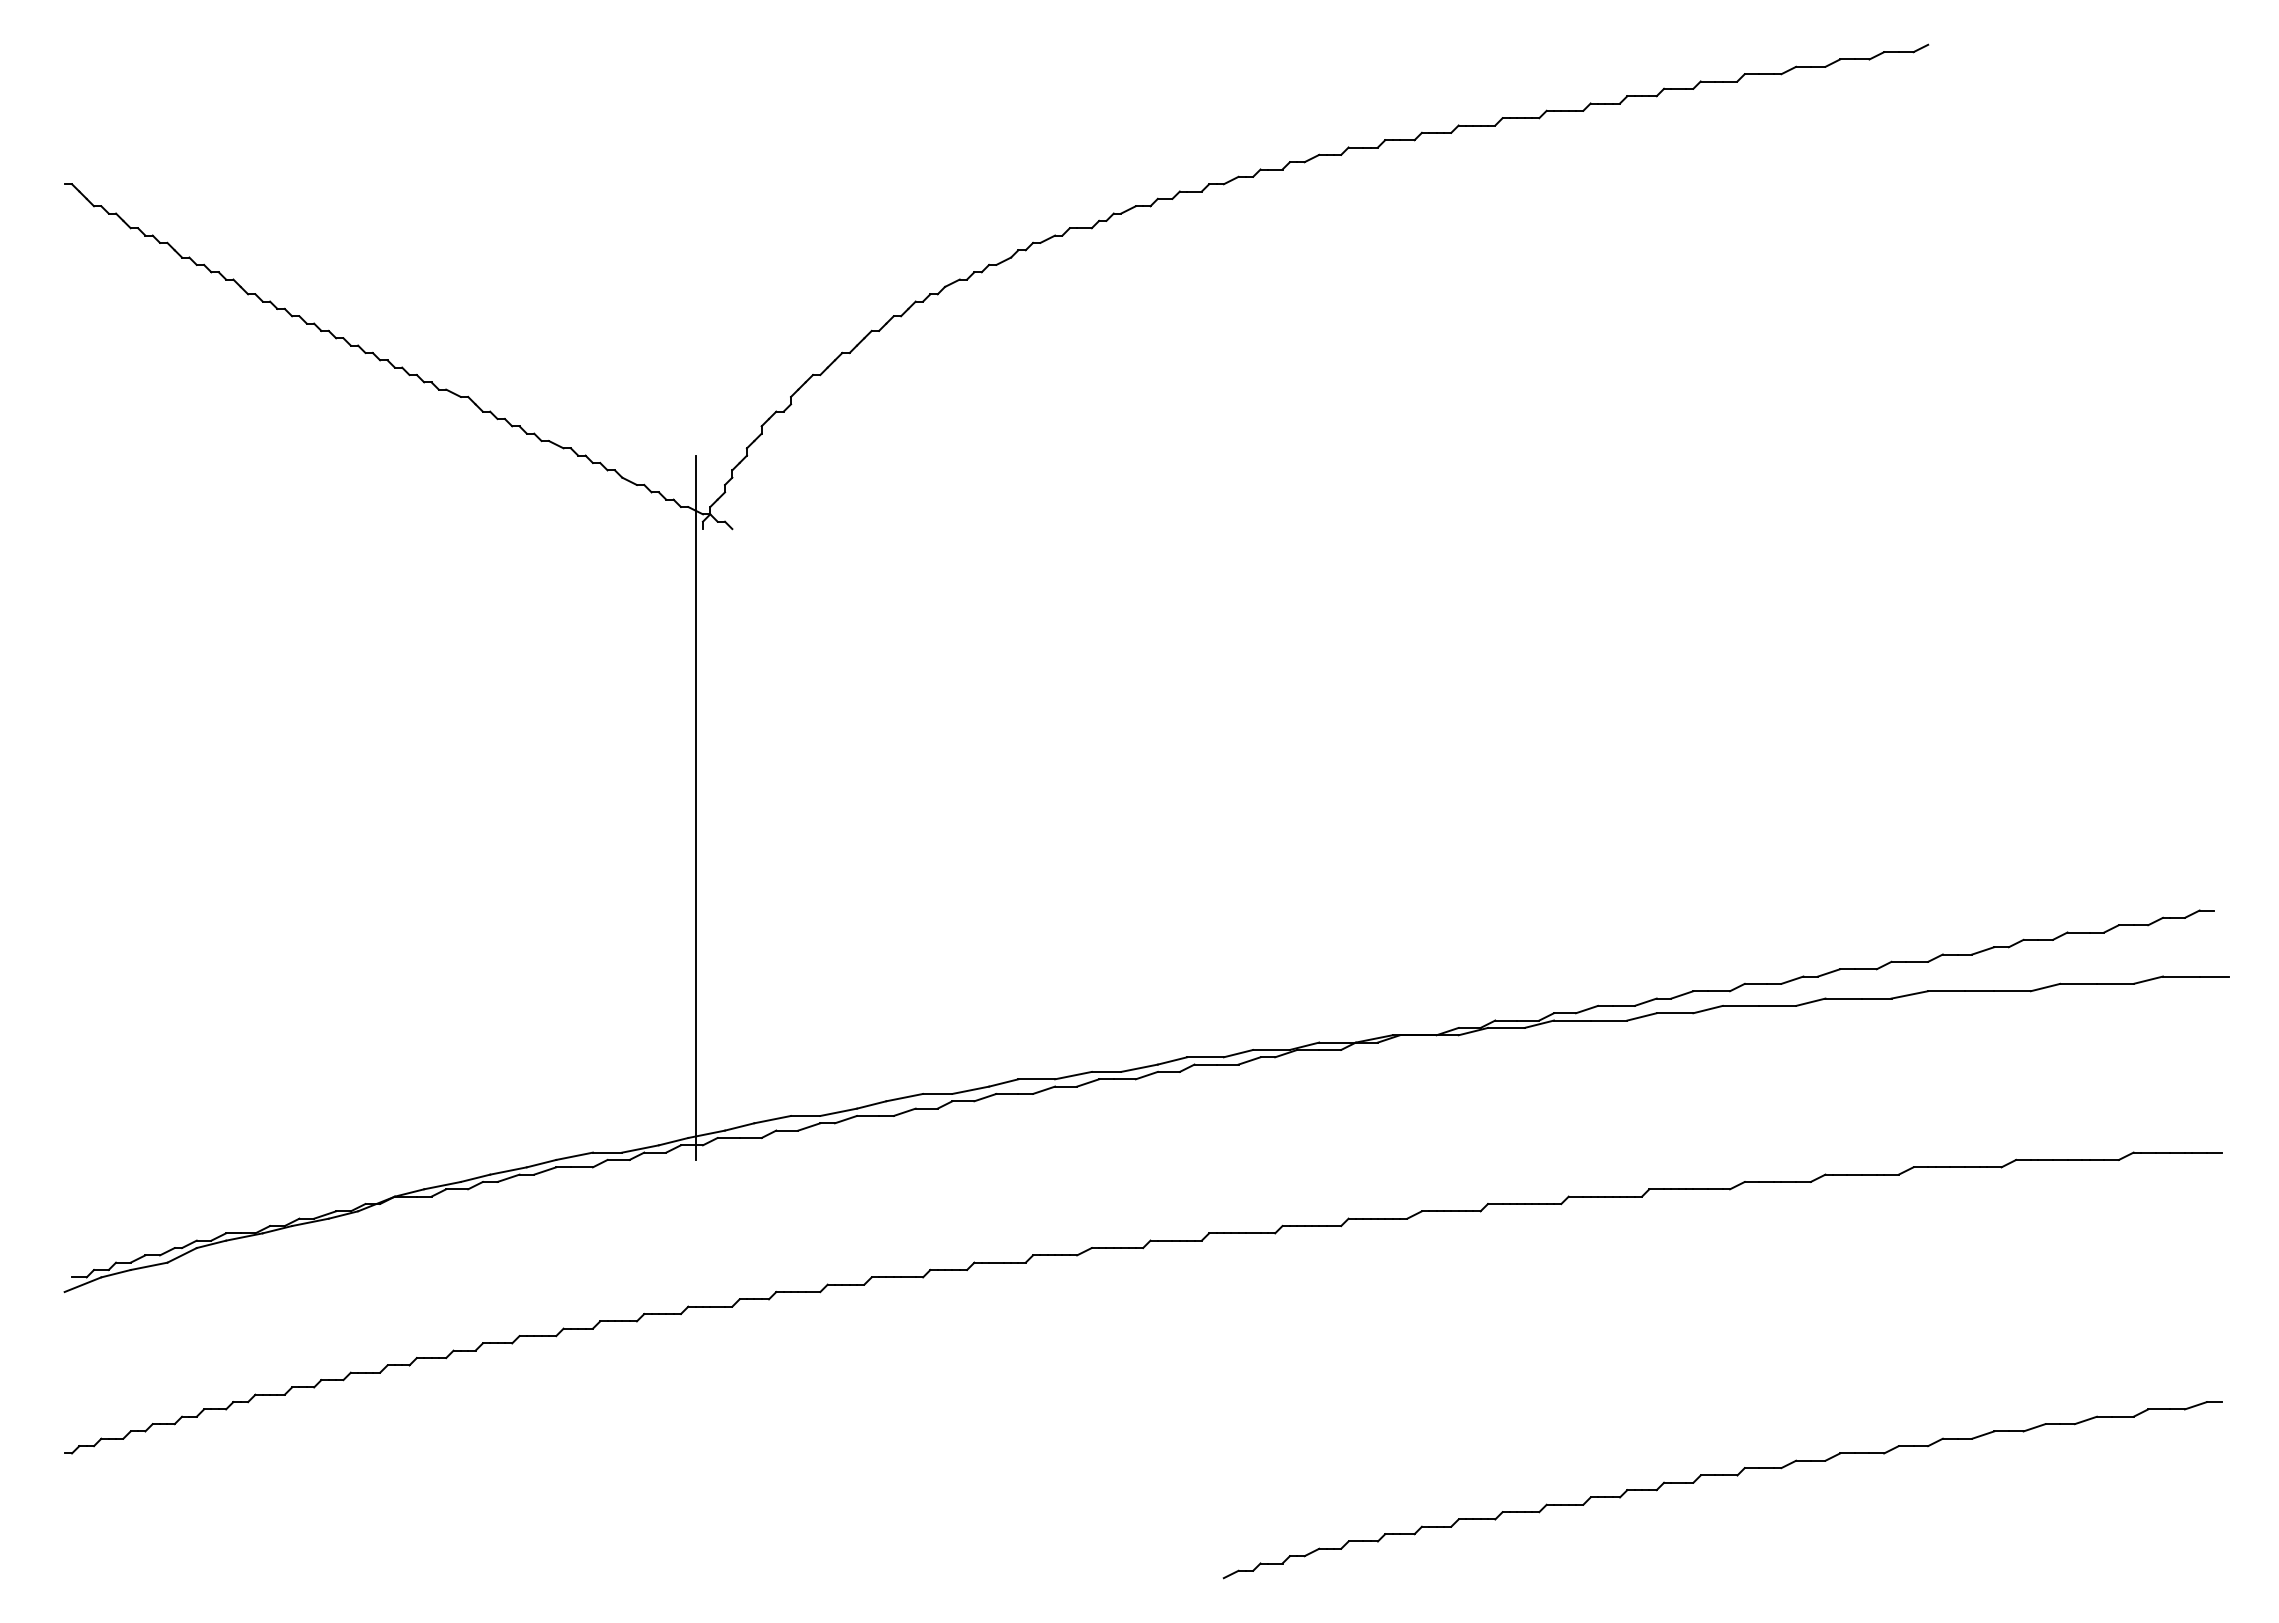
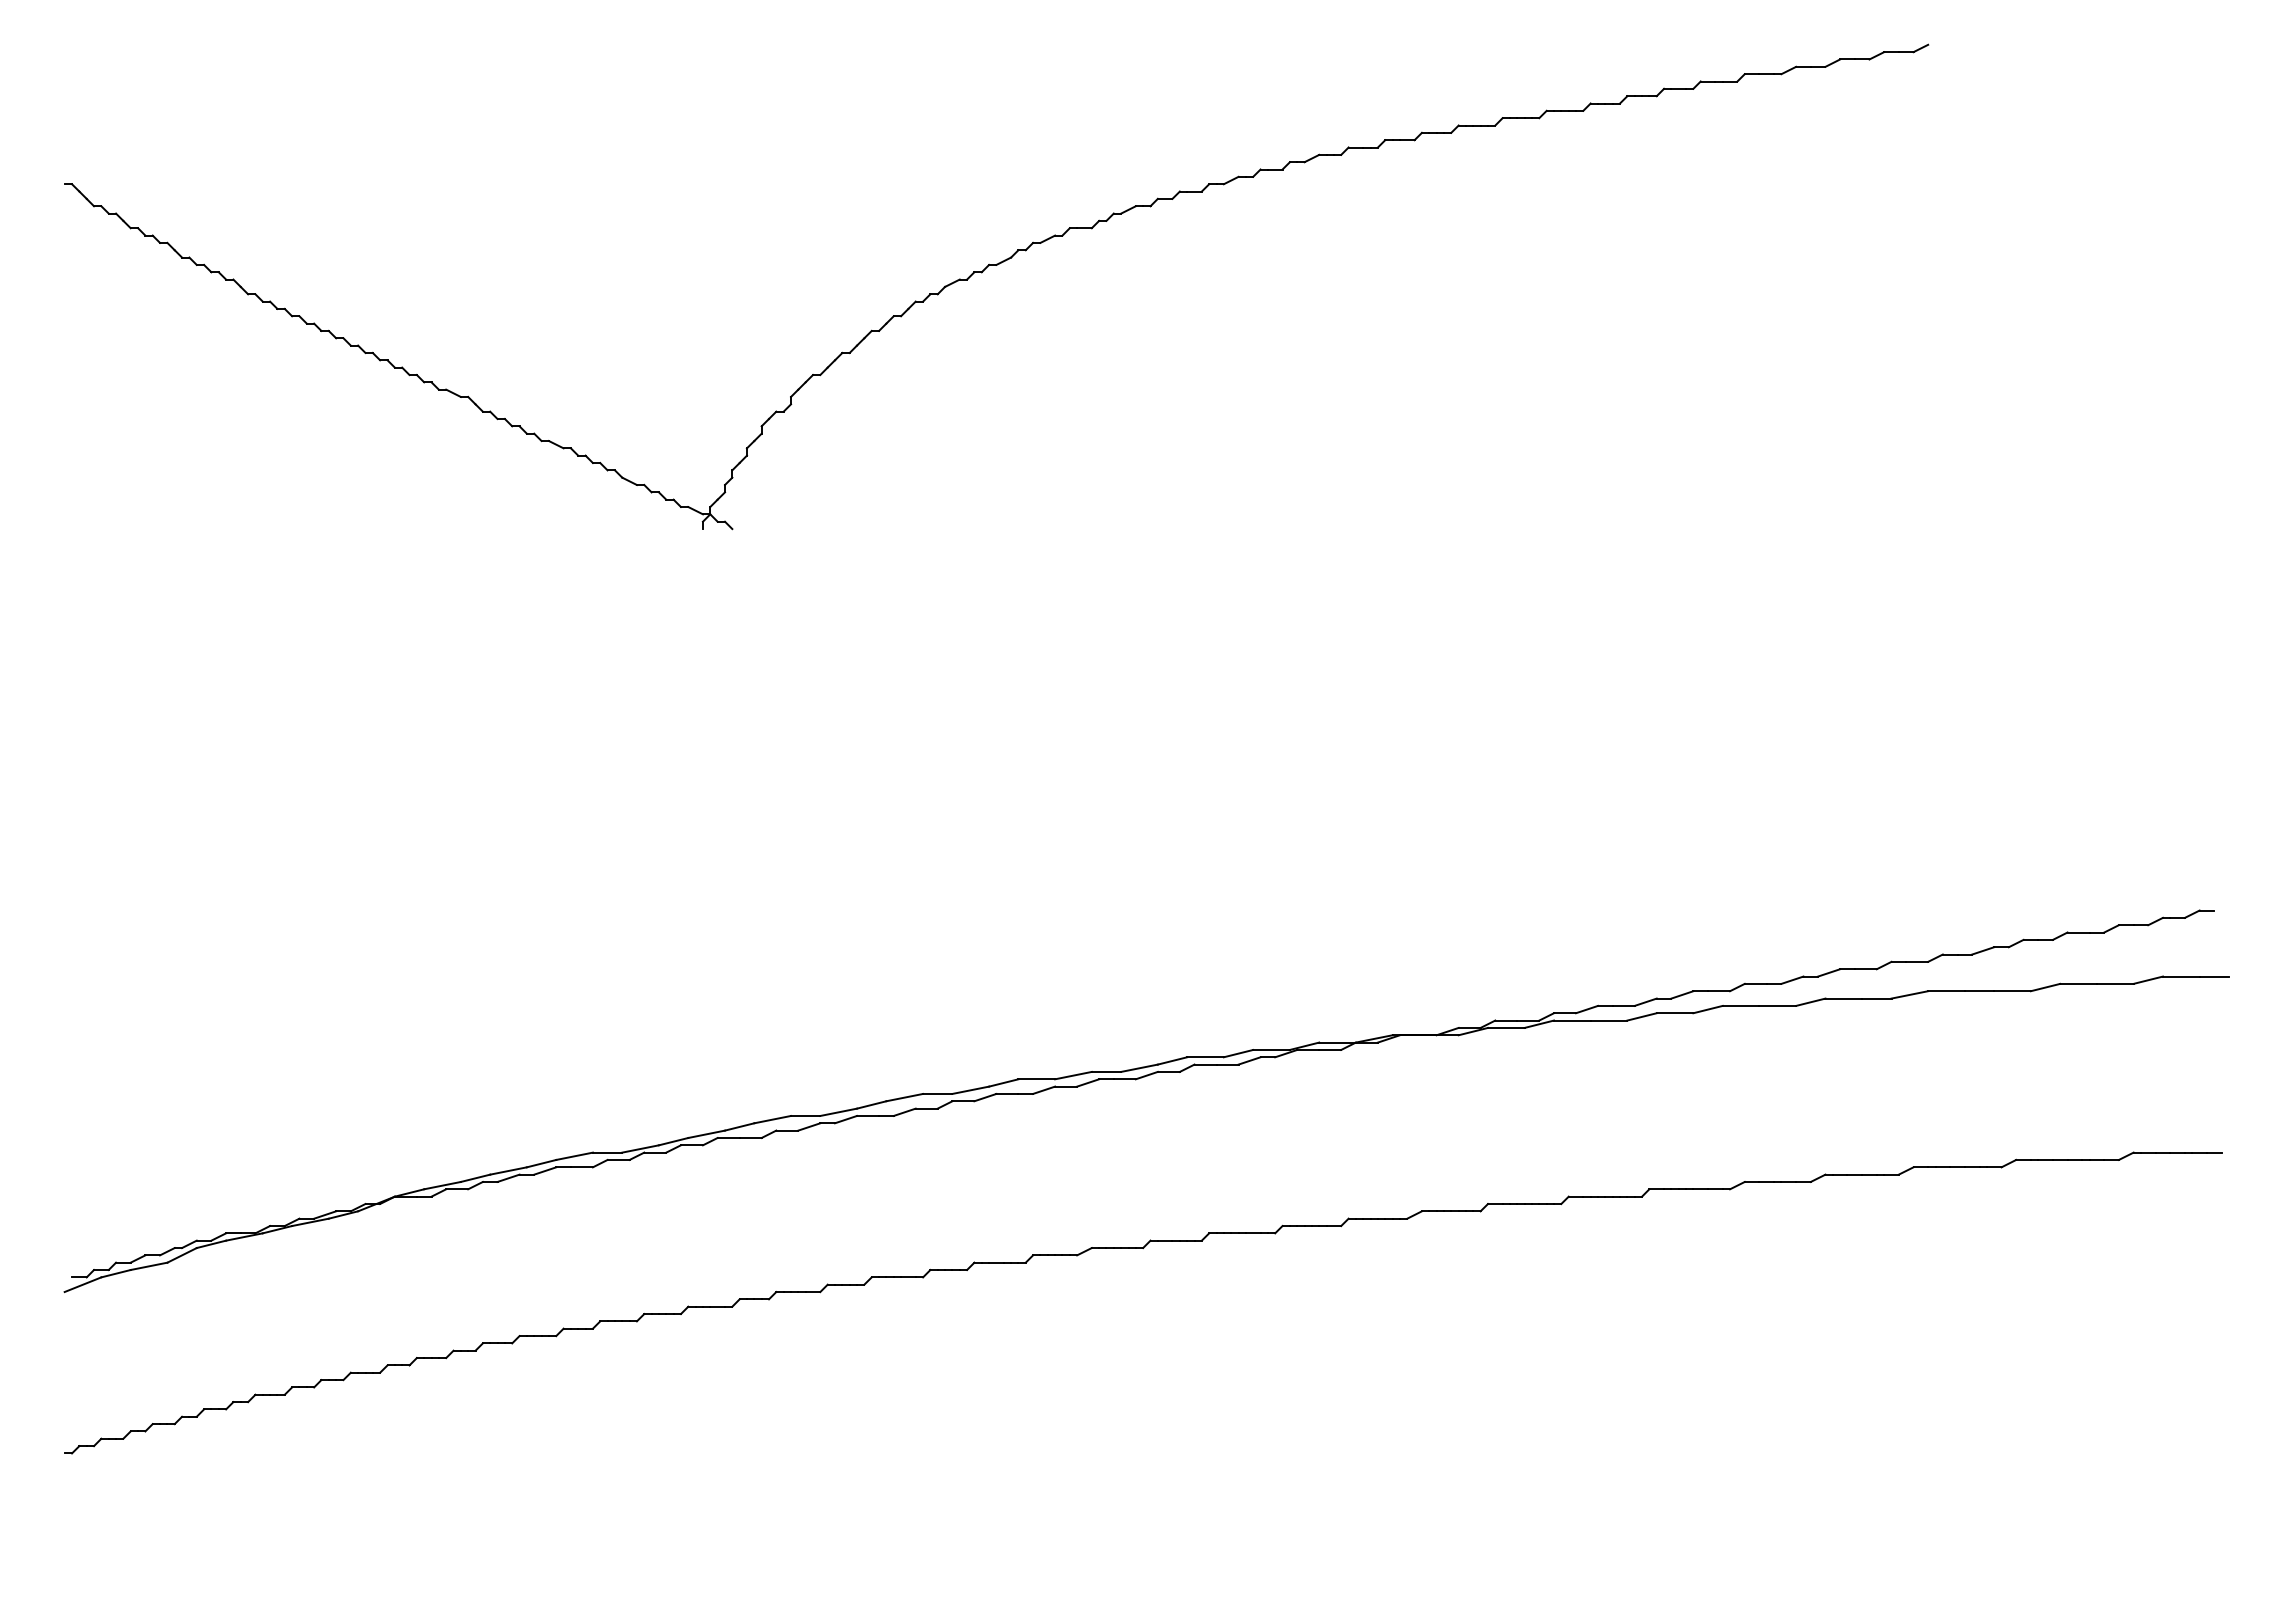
line: present -> none (695, 807)
part: present -> none (1722, 1475)
